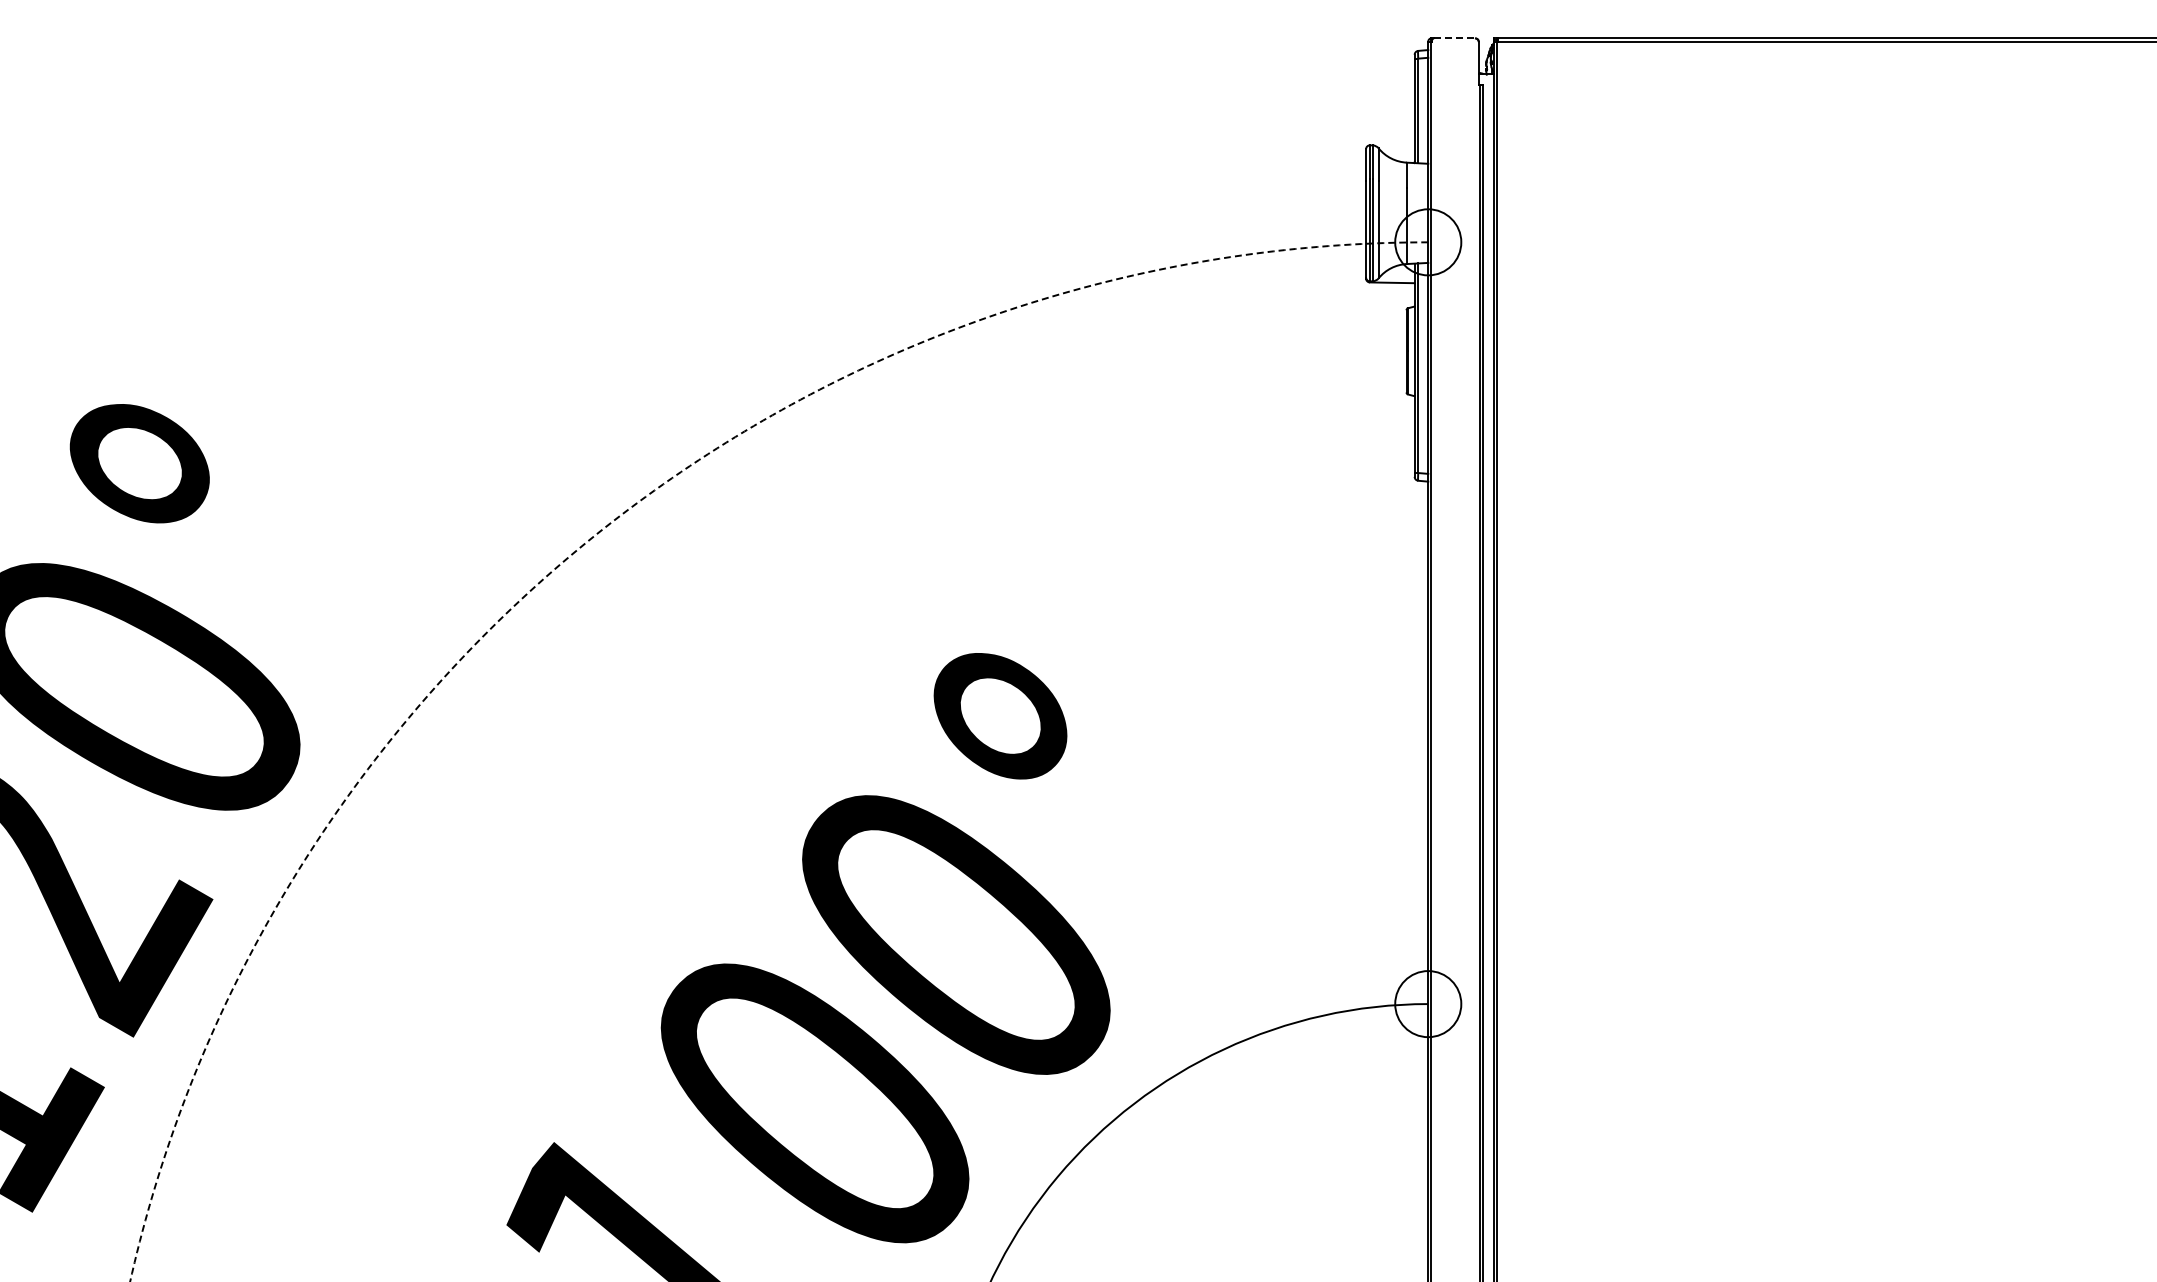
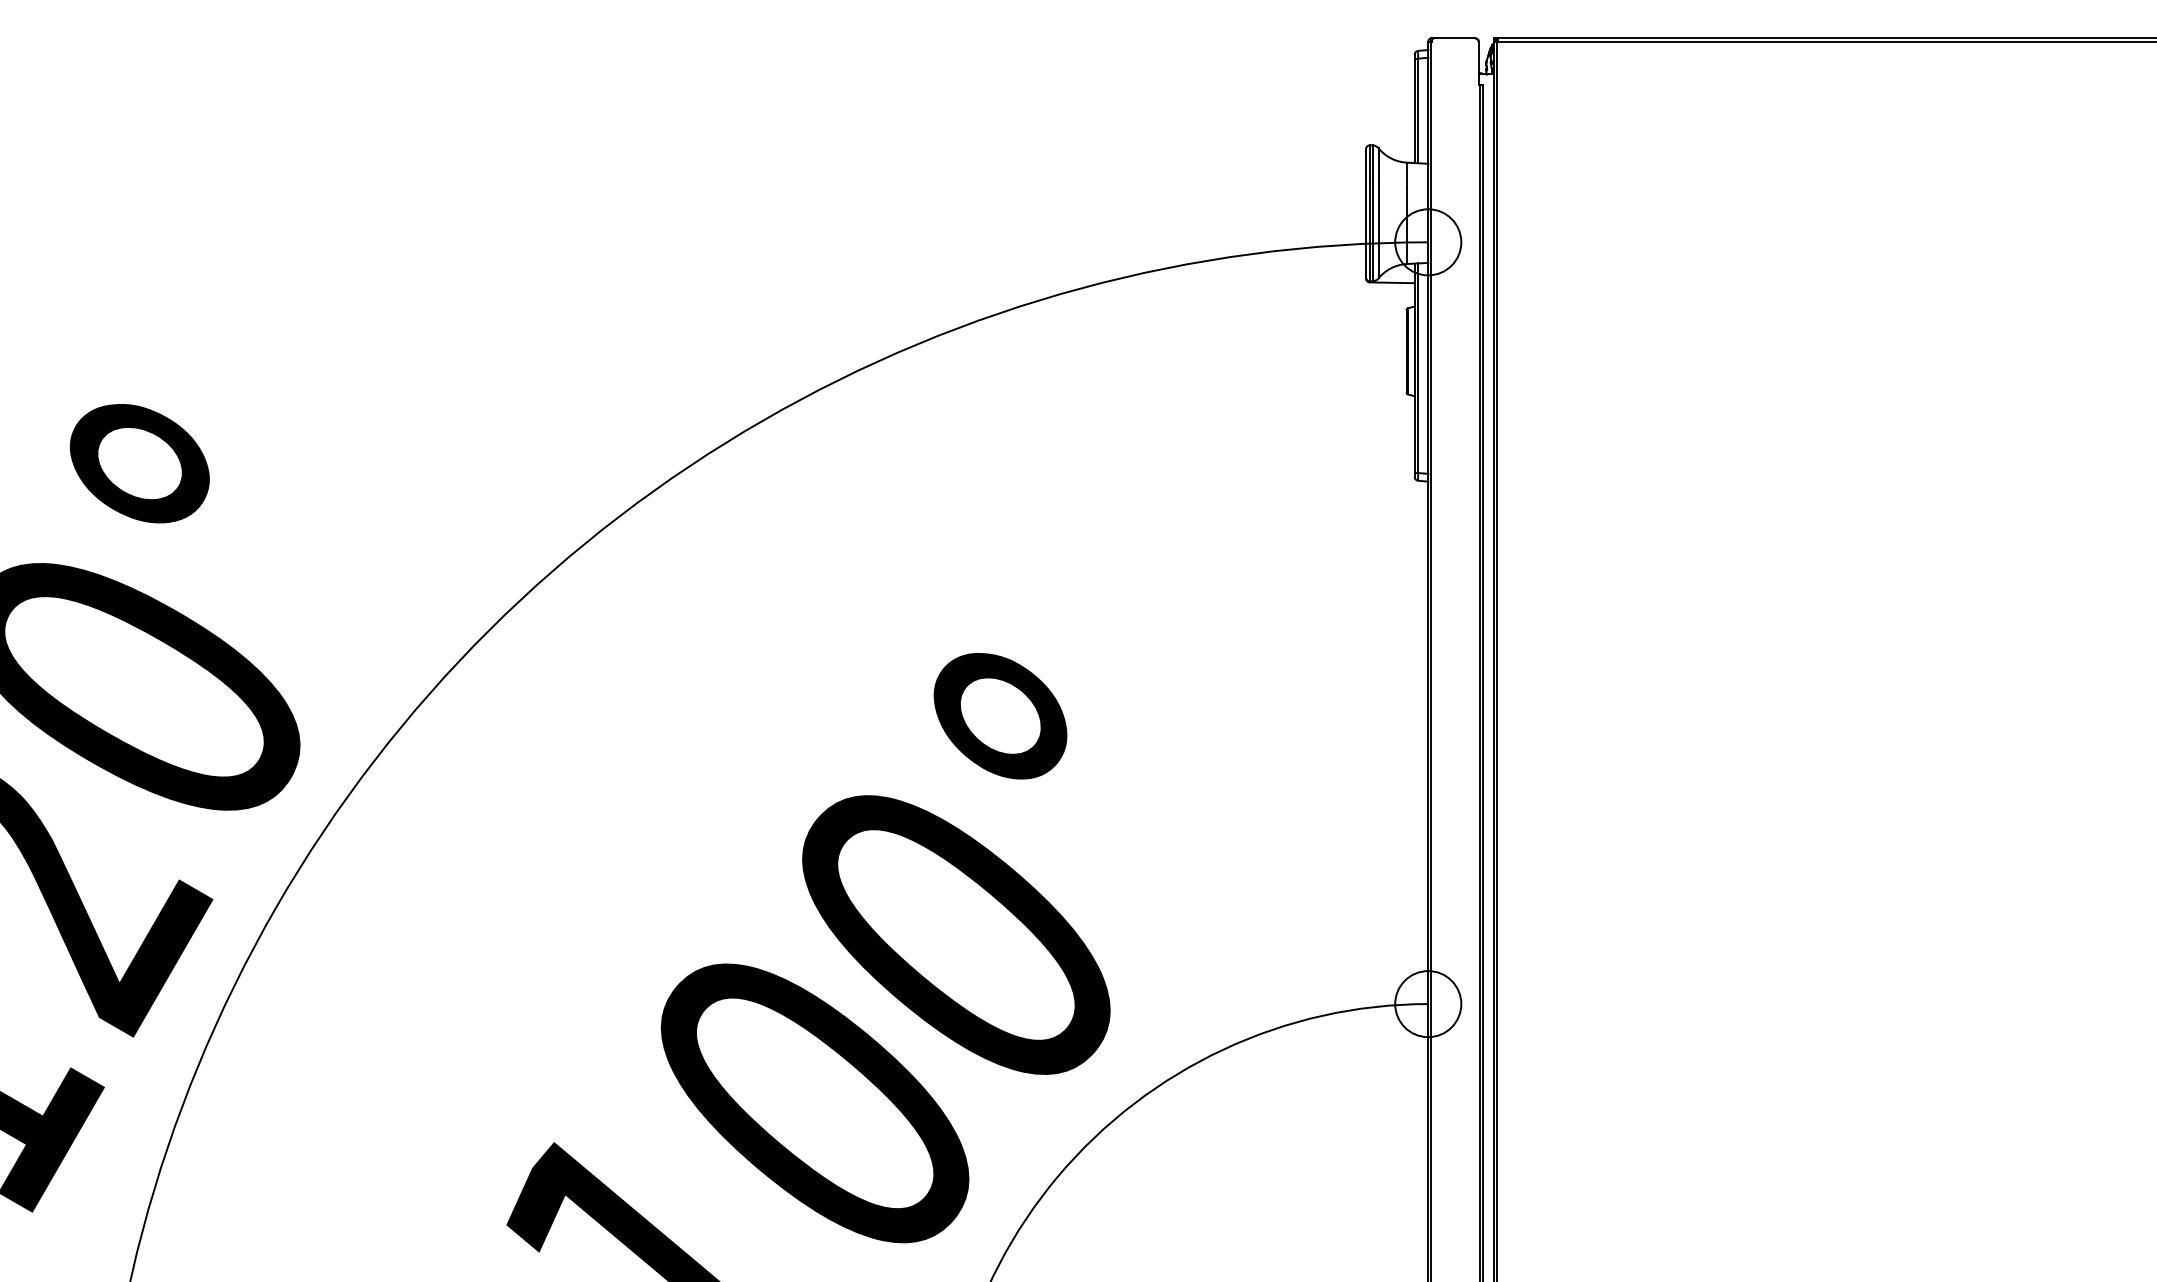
line: dashed -> solid (1455, 38)
arc: dashed -> solid (596, 534)
